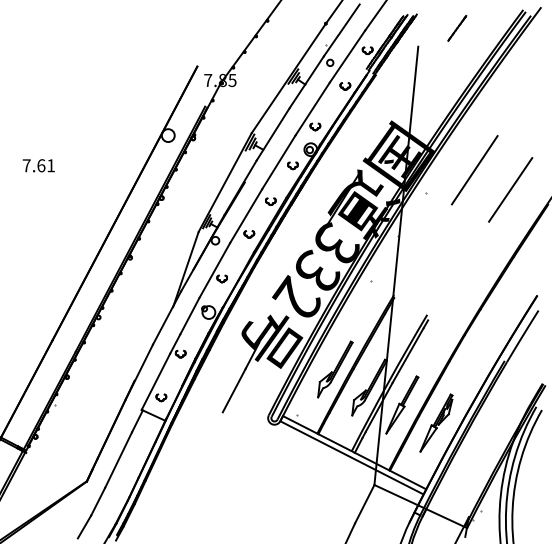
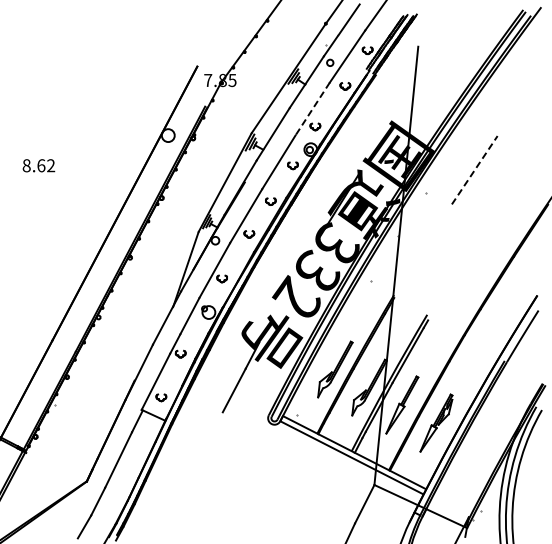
line: present -> none (457, 28)
line: solid -> dashed (312, 109)
text: 7.61 -> 8.62 (38, 165)
line: solid -> dashed (475, 169)
line: present -> none (510, 189)
